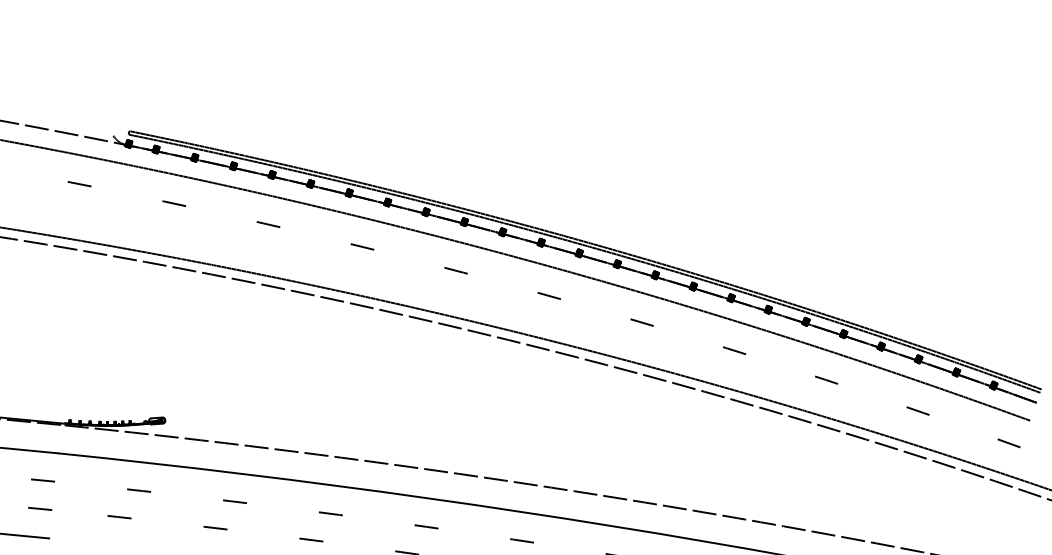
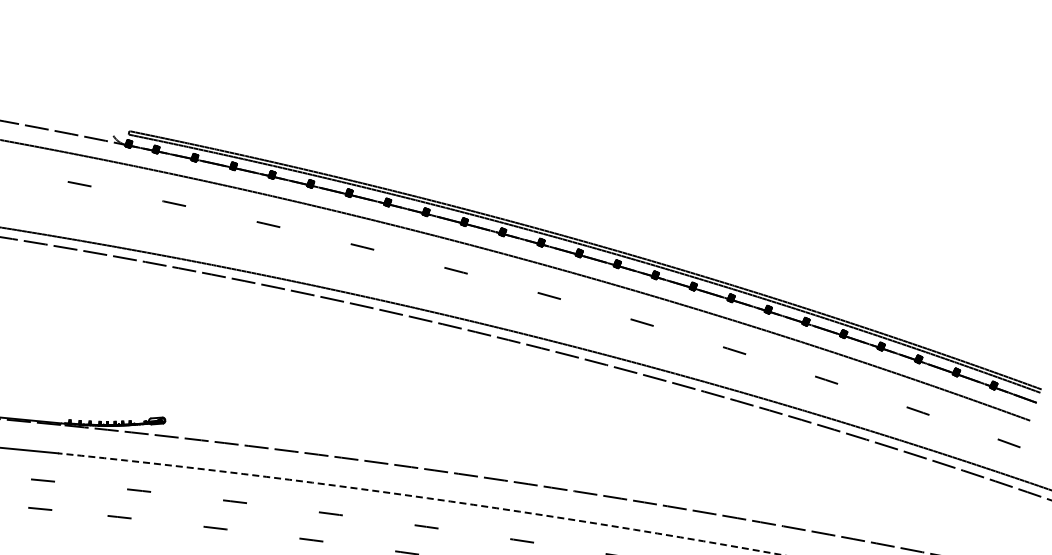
arc: solid -> dashed (420, 497)
line: present -> none (25, 535)
